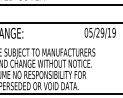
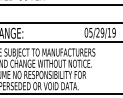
line: none -> present (60, 42)
